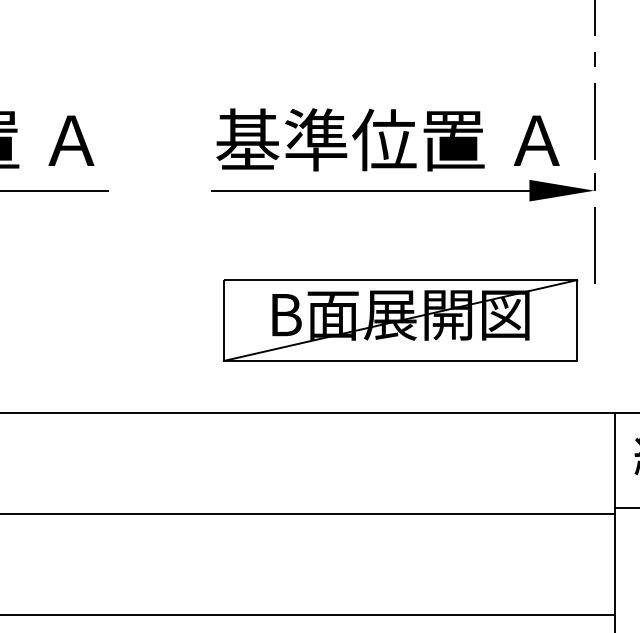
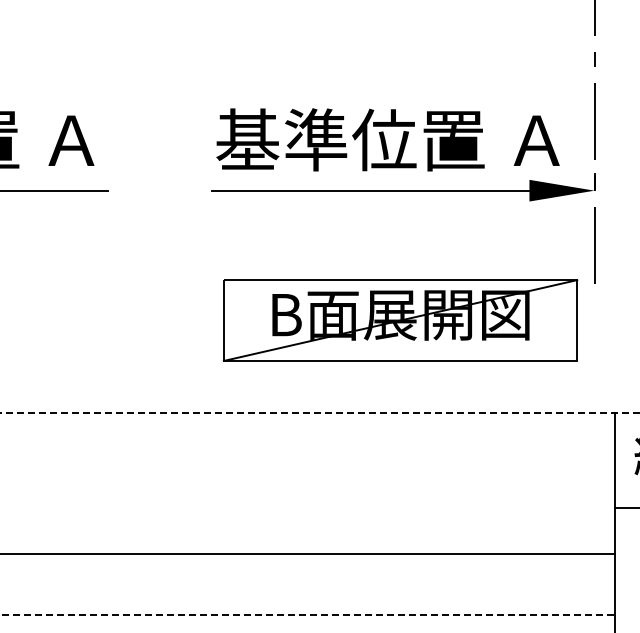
line: solid -> dashed (320, 412)
line position: (308, 513) -> (308, 553) (308, 553)
line: solid -> dashed (307, 614)
